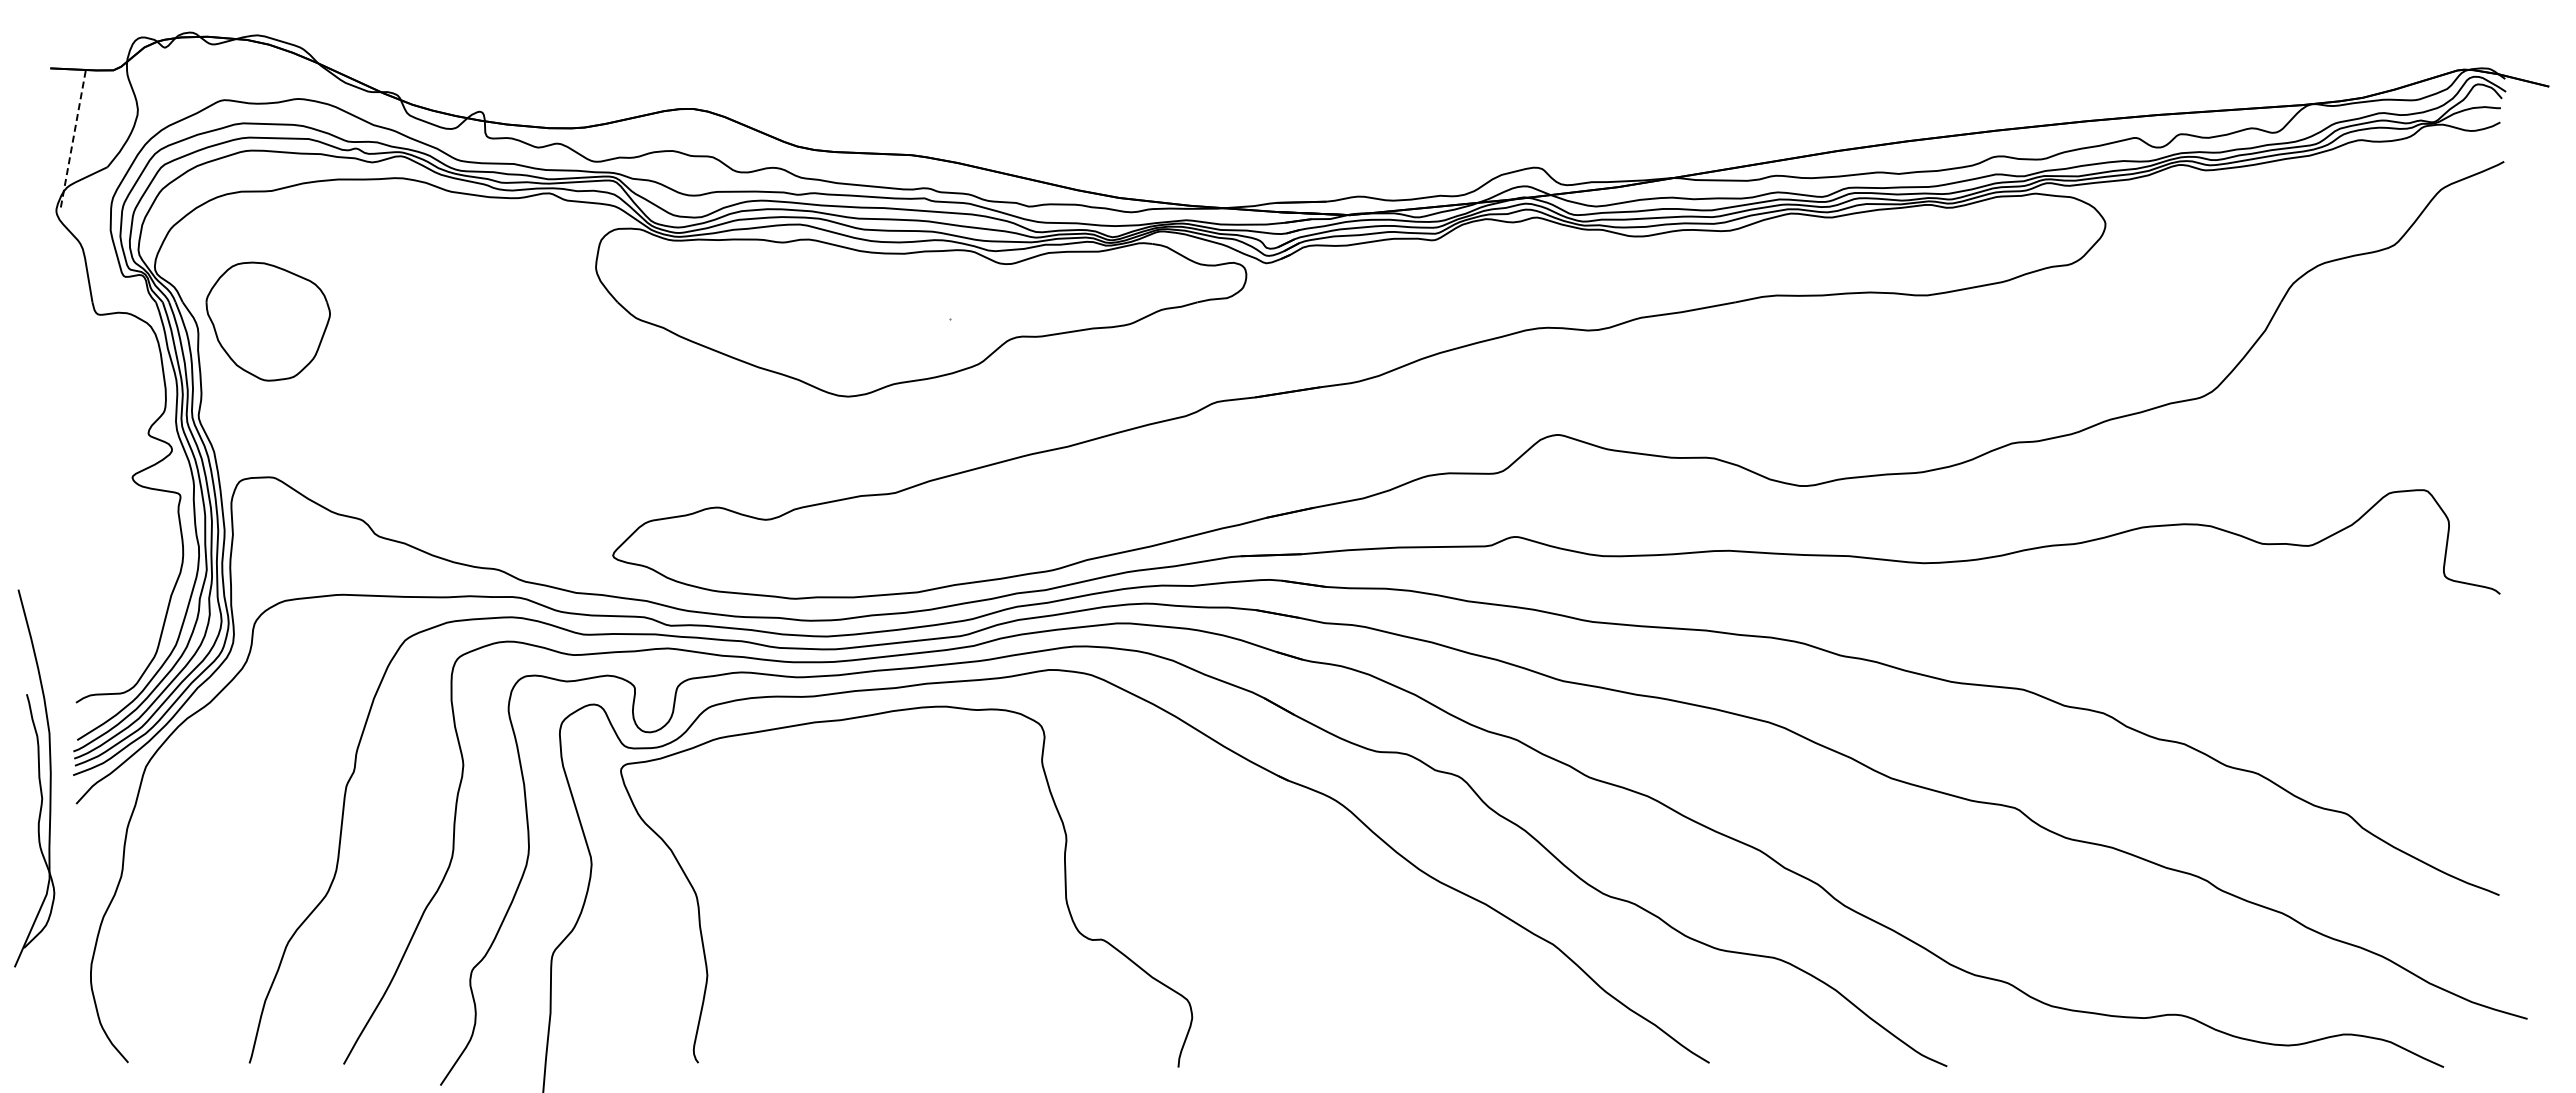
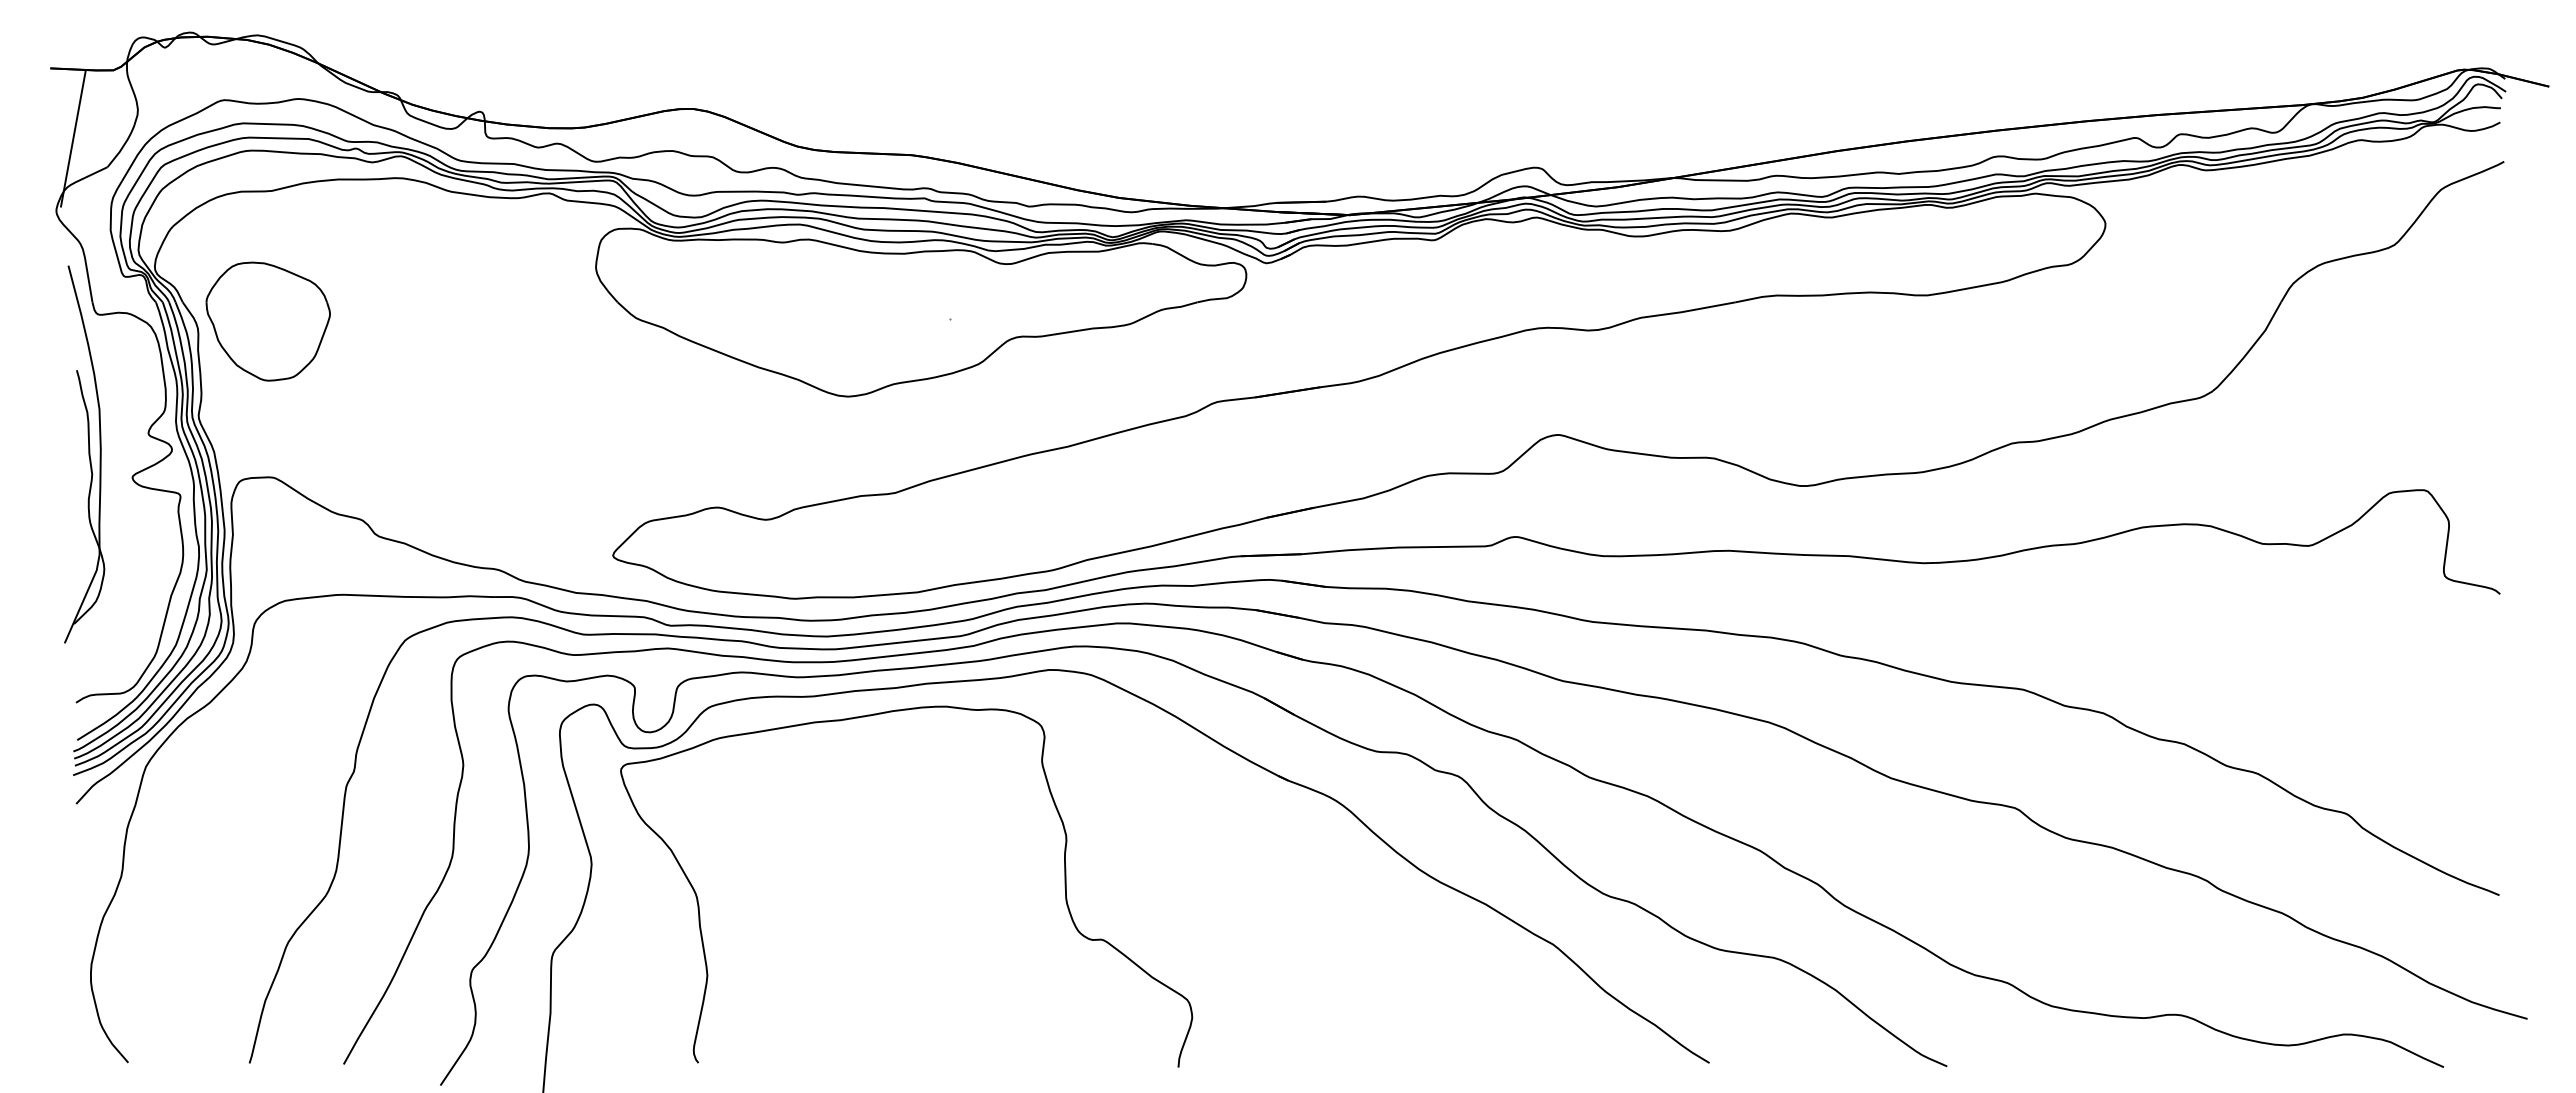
line: dashed -> solid (73, 138)
part position: (34, 778) -> (84, 454) (84, 454)
